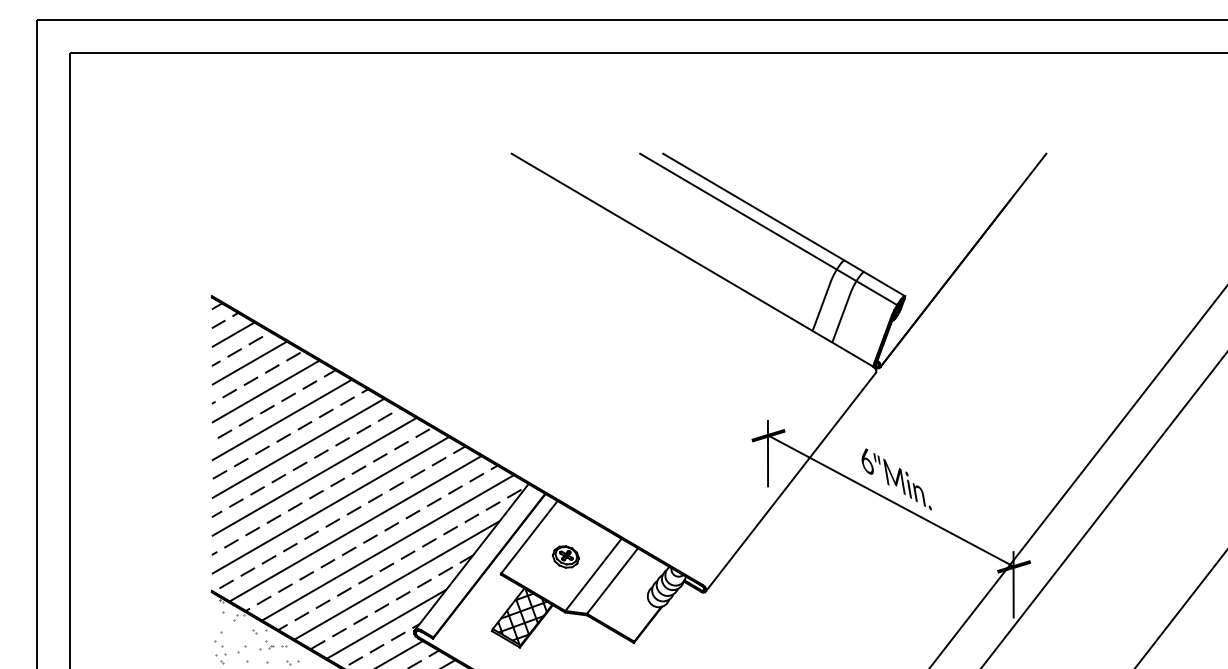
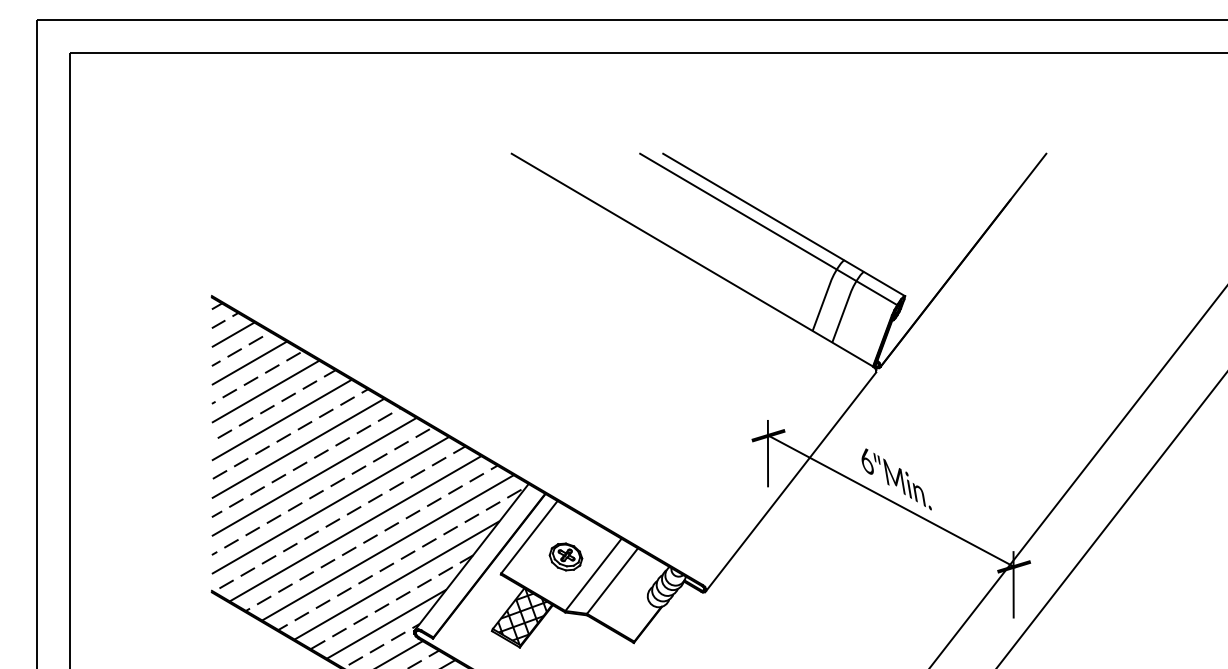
line position: (1103, 510) -> (1111, 520) (1111, 520)
part size: 29x24 px -> 36x30 px (565, 556)
line: present -> none (1180, 608)
hatch: present -> none (256, 631)
